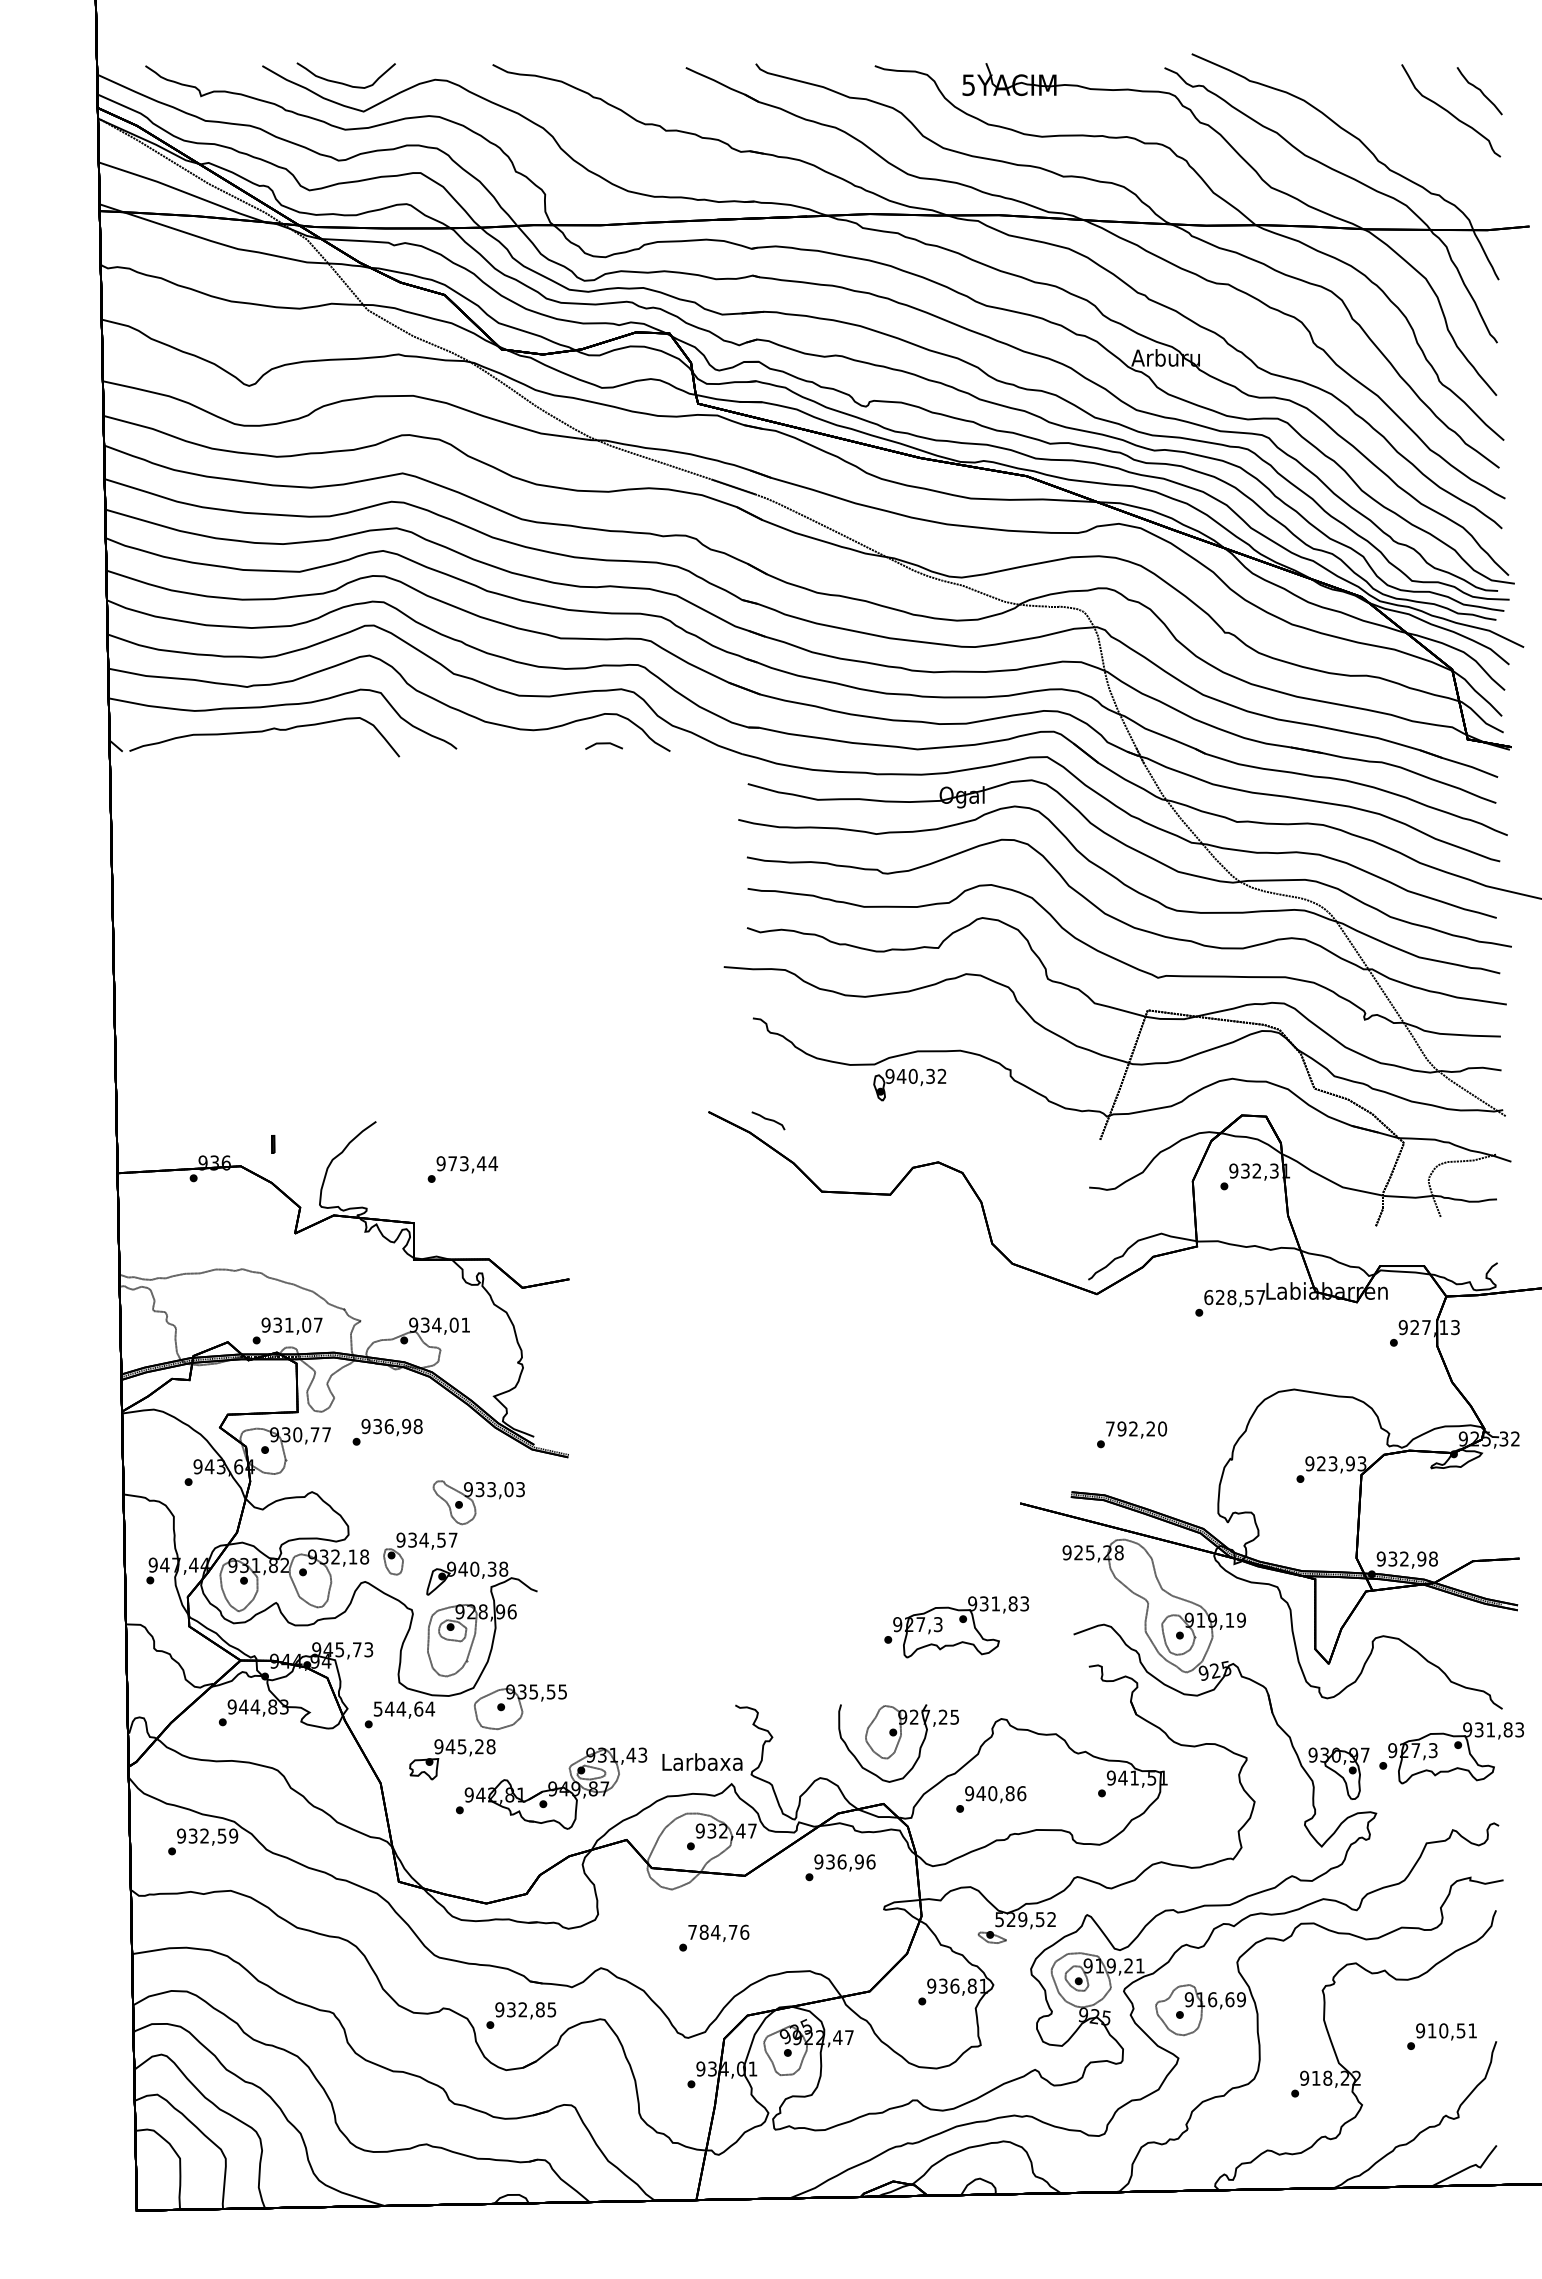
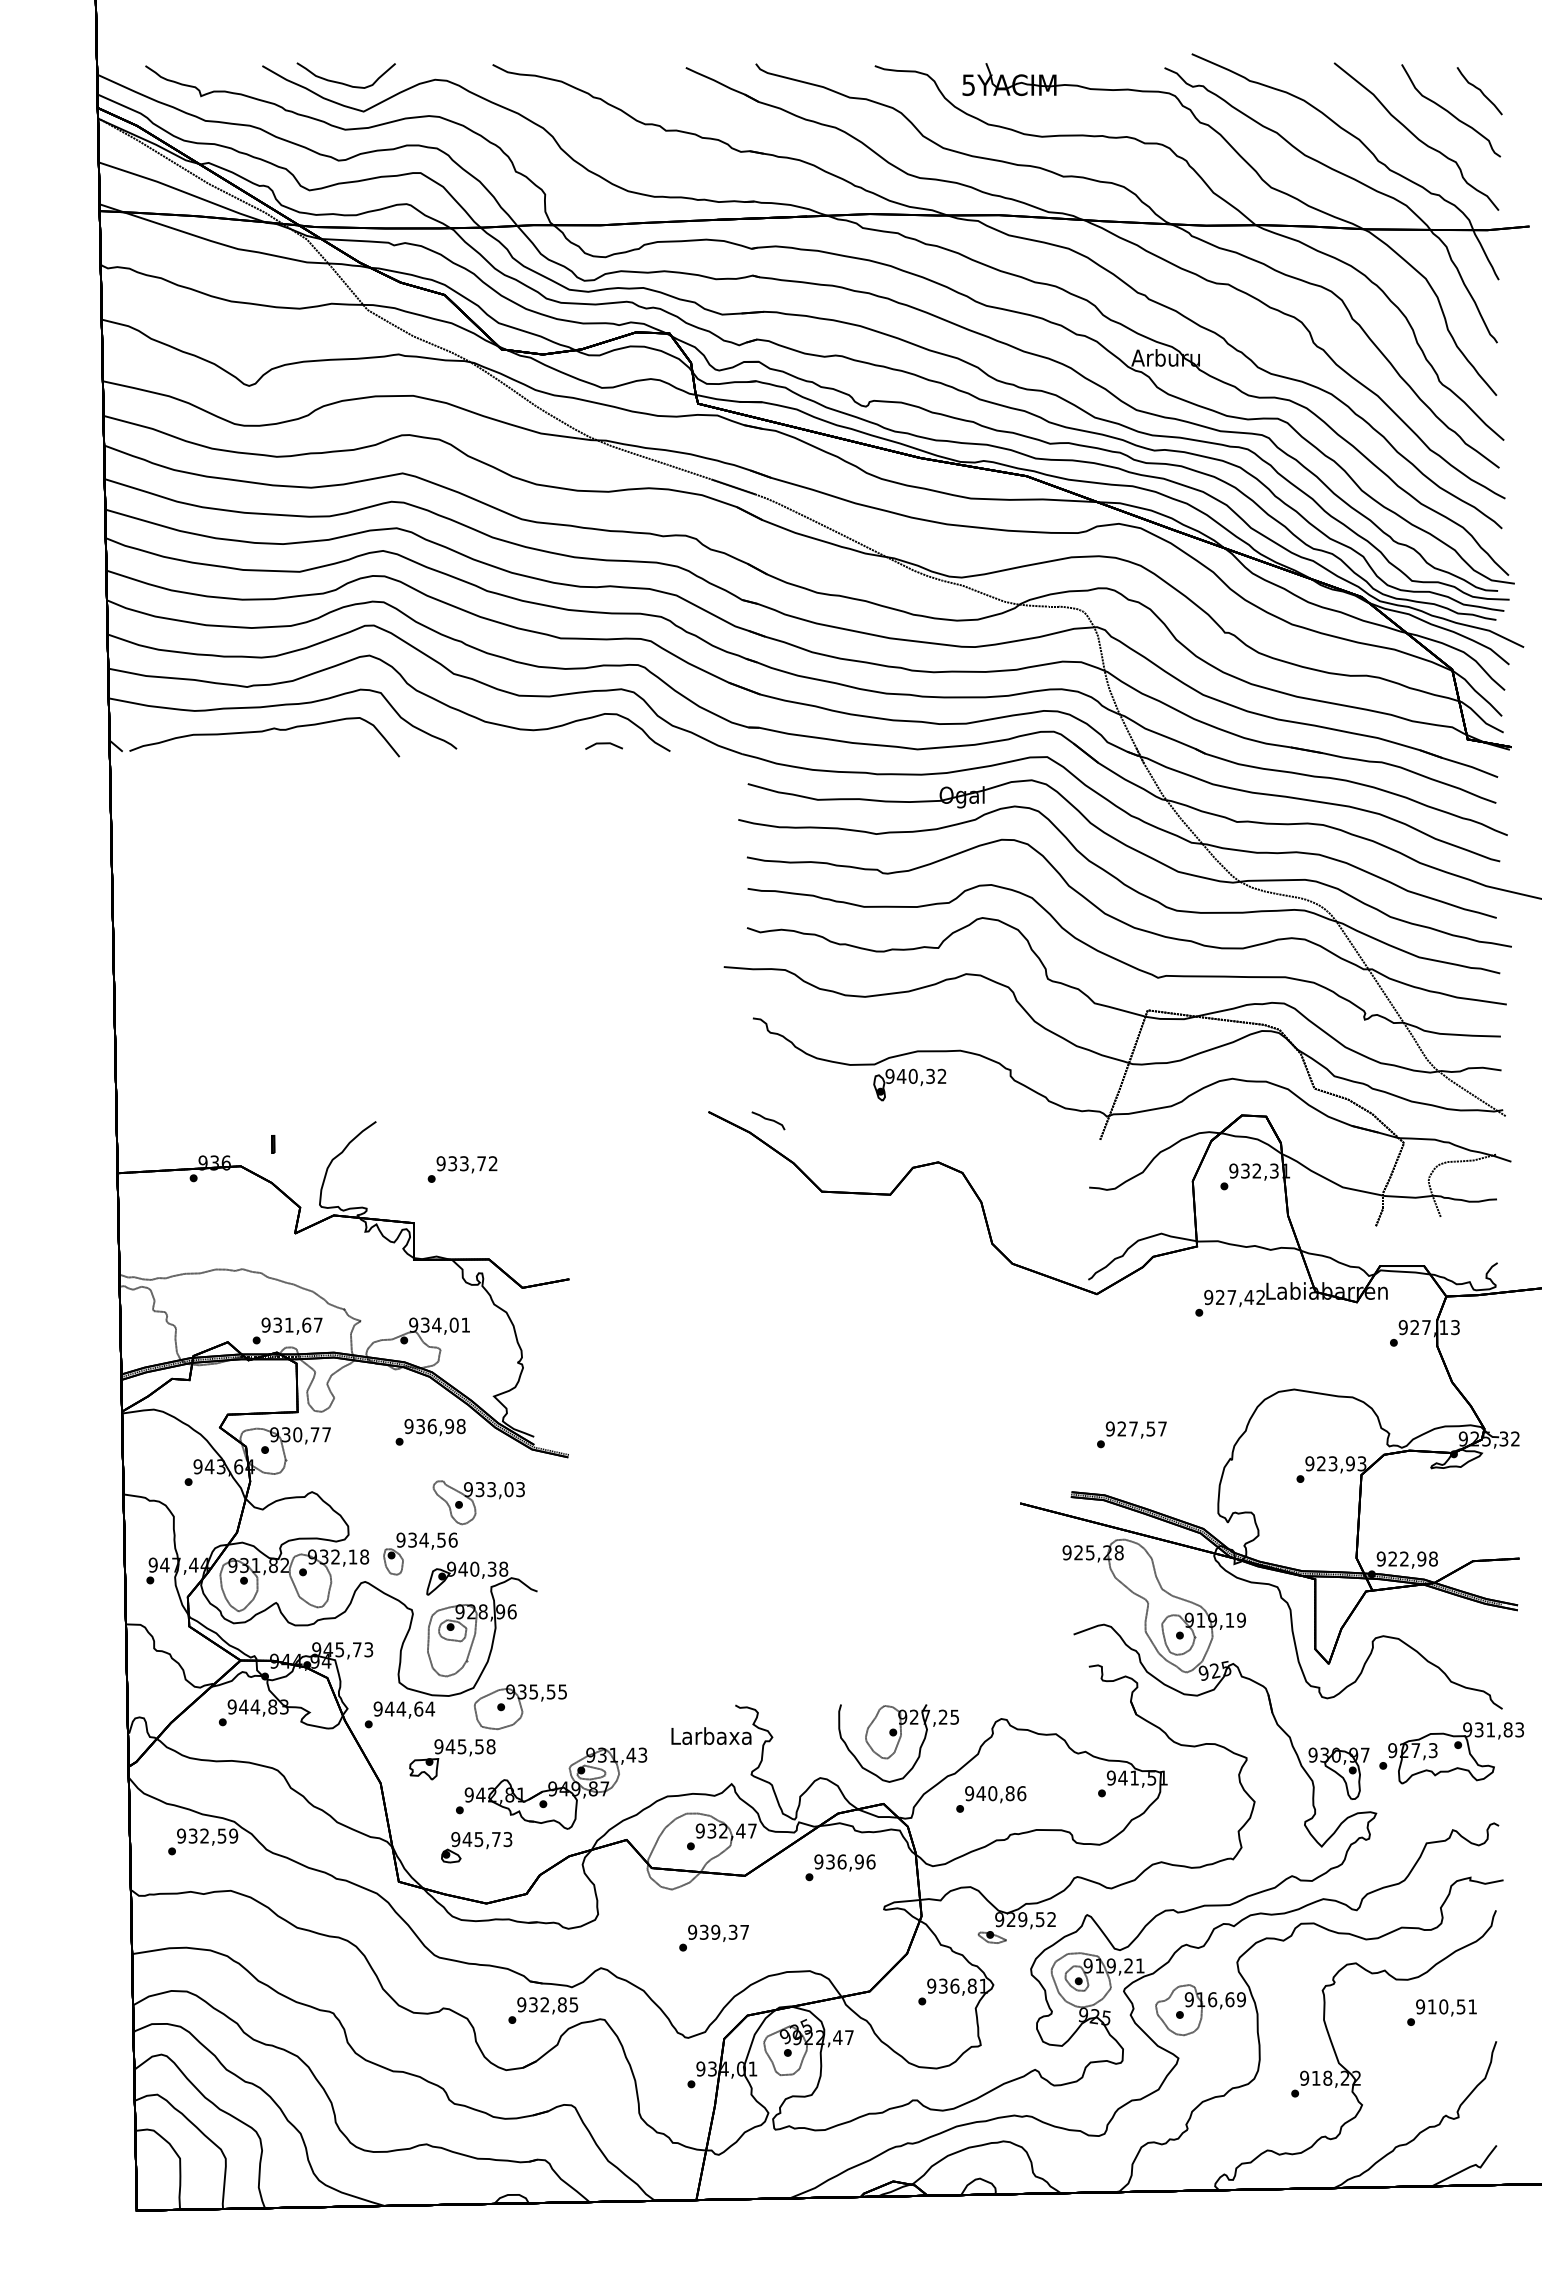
part: none -> present (1416, 136)
text: 973,44 -> 933,72 (473, 1163)
text: 628,57 -> 927,42 (1234, 1297)
text: 931,07 -> 931,67 (306, 1324)
text: 792,20 -> 927,57 (1136, 1428)
text position: (387, 1432) -> (430, 1432) (430, 1432)
text: 934,57 -> 934,56 (452, 1539)
text: 932,98 -> 922,98 (1392, 1559)
part: present -> none (956, 1627)
text: 544,64 -> 944,64 (377, 1708)
text: 945,28 -> 945,58 (479, 1746)
text position: (702, 1761) -> (711, 1735) (711, 1735)
part: none -> present (476, 1847)
text: 529,52 -> 929,52 (999, 1919)
text: 784,76 -> 939,37 (718, 1931)
text position: (521, 2015) -> (543, 2010) (543, 2010)
text position: (1441, 2036) -> (1441, 2012) (1441, 2012)
